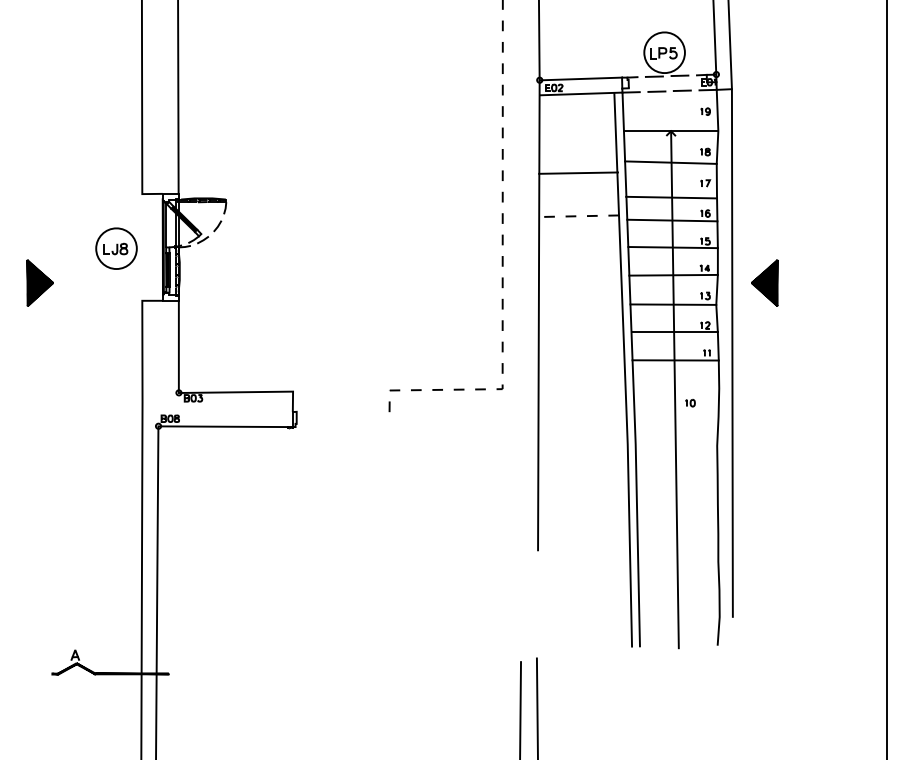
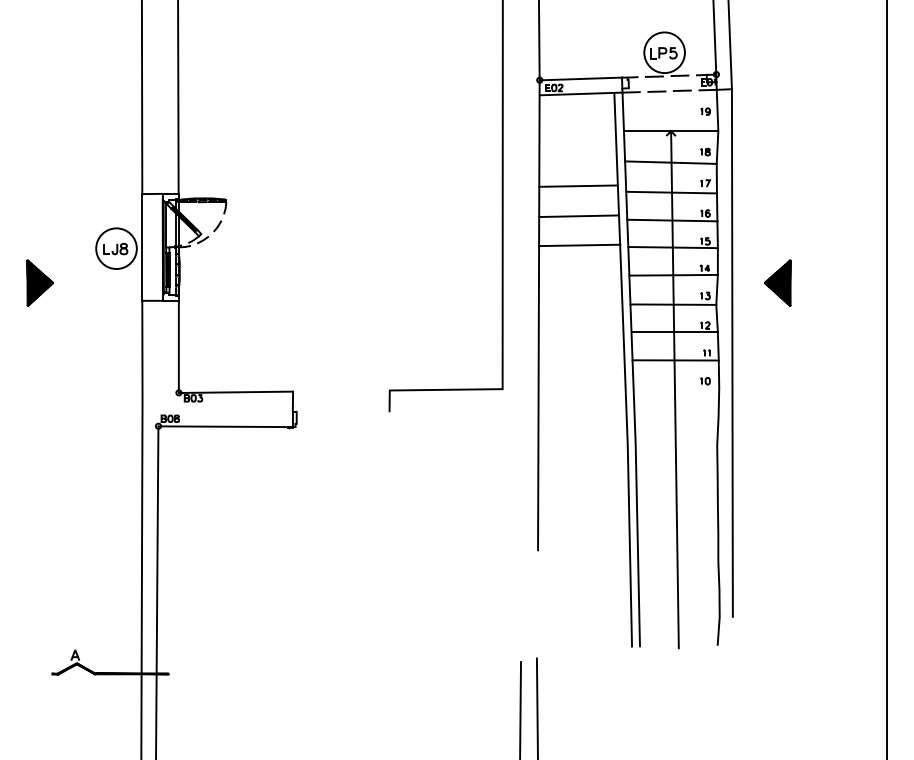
line position: (578, 172) -> (578, 185) (578, 185)
line position: (671, 197) -> (671, 192) (671, 192)
line: dashed -> solid (579, 216)
line: none -> present (579, 245)
line: none -> present (142, 247)
line: dashed -> solid (502, 263)
part position: (764, 282) -> (777, 282) (777, 282)
part position: (690, 403) -> (705, 381) (705, 381)
